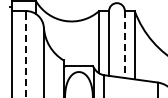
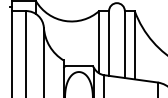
line: dashed -> solid (124, 45)
line: dashed -> solid (26, 53)
